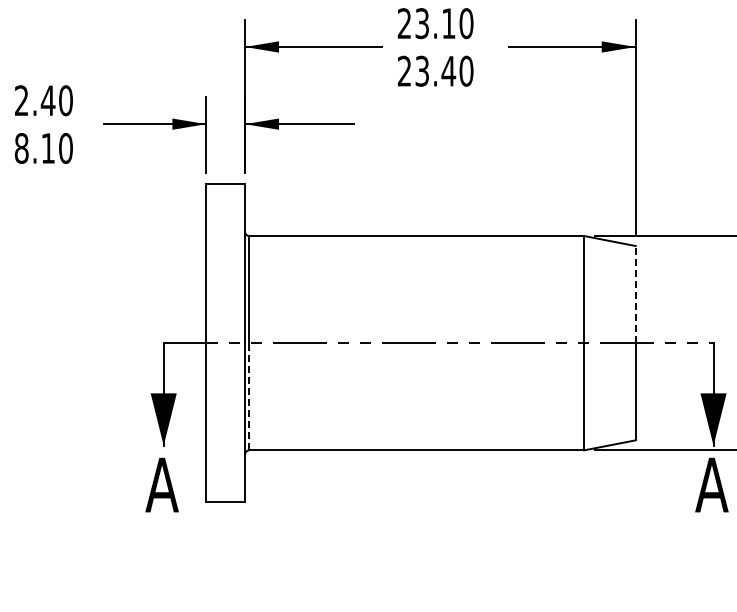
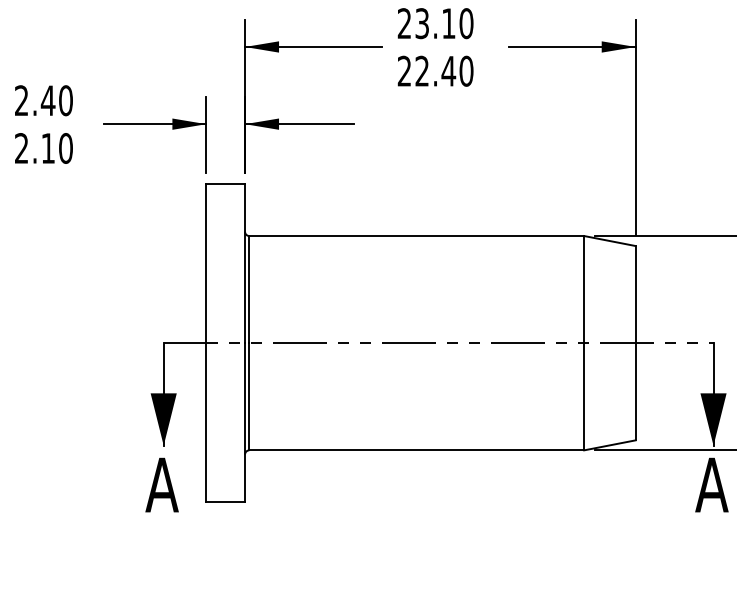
text: 23.40 -> 22.40 (421, 71)
text: 8.10 -> 2.10 (21, 148)
line: dashed -> solid (635, 294)
line: dashed -> solid (249, 396)
